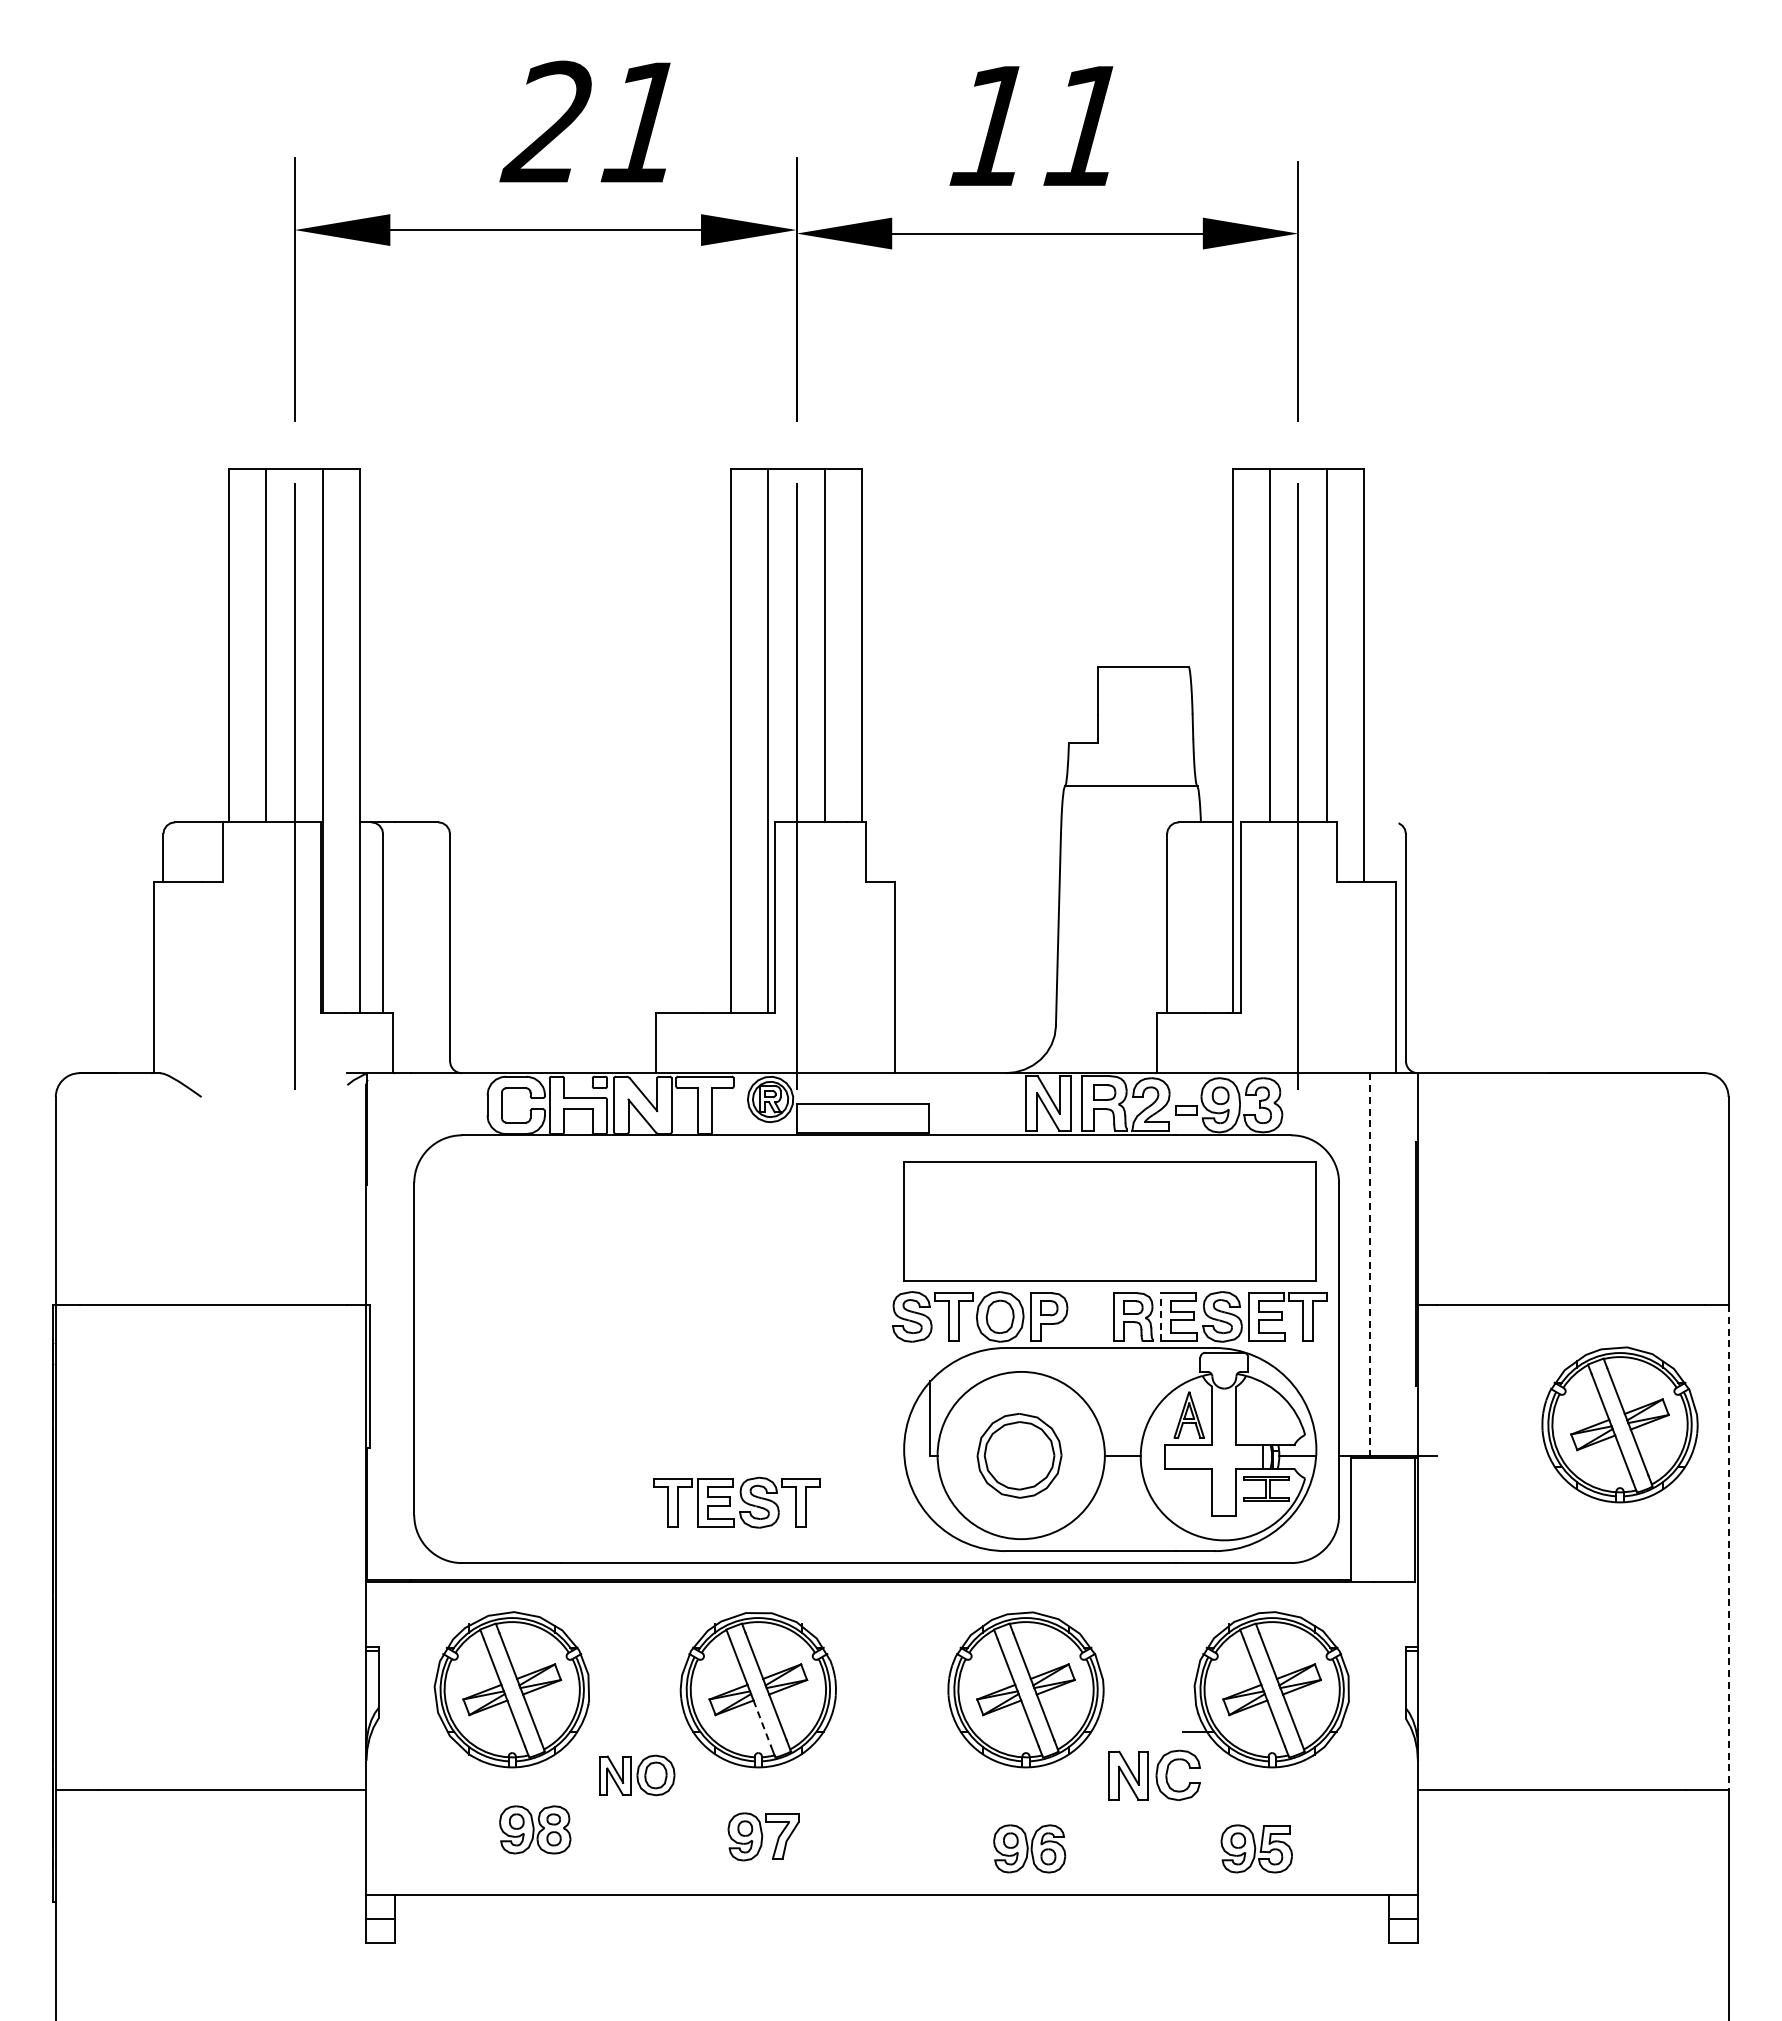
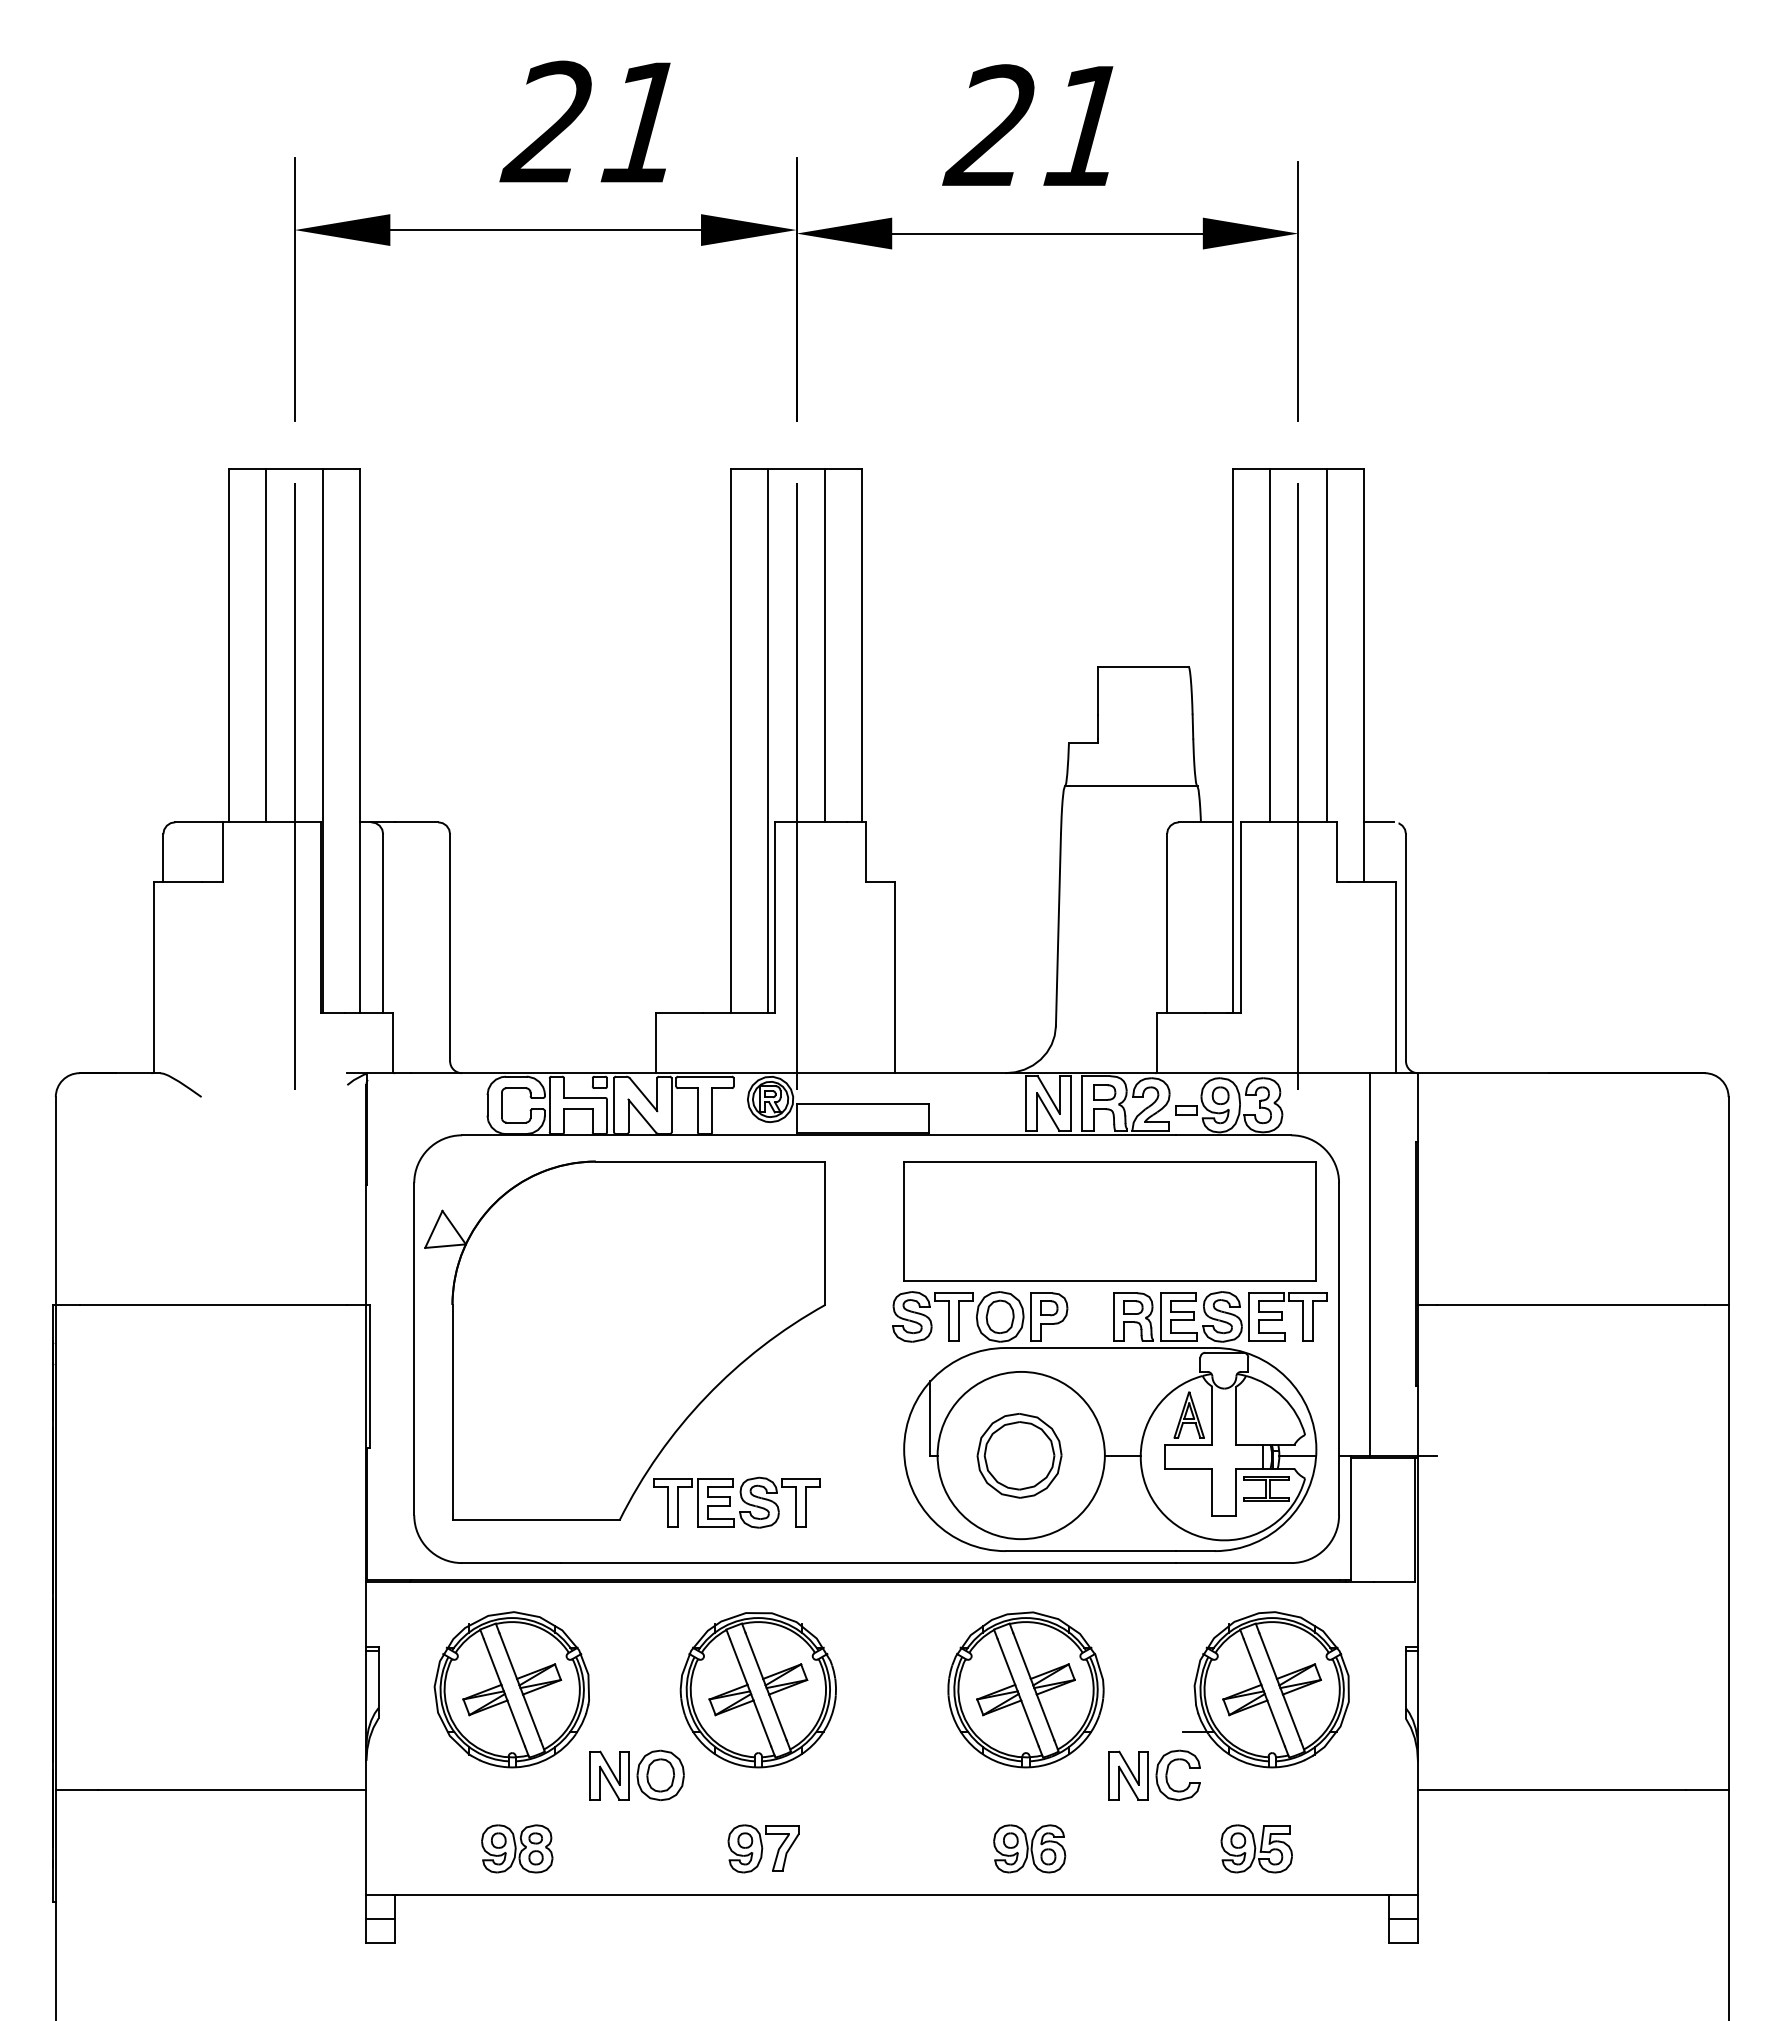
text: 11 -> 21 (988, 124)
line: none -> present (1379, 822)
line: dashed -> solid (1370, 1264)
line: dashed -> solid (1161, 1316)
part: none -> present (624, 1340)
part: present -> none (1619, 1424)
line: dashed -> solid (1728, 1547)
line: dashed -> solid (762, 1723)
part size: 77x43 px -> 96x53 px (636, 1775)
part position: (535, 1829) -> (517, 1848) (517, 1848)
part position: (763, 1836) -> (763, 1848) (763, 1848)
